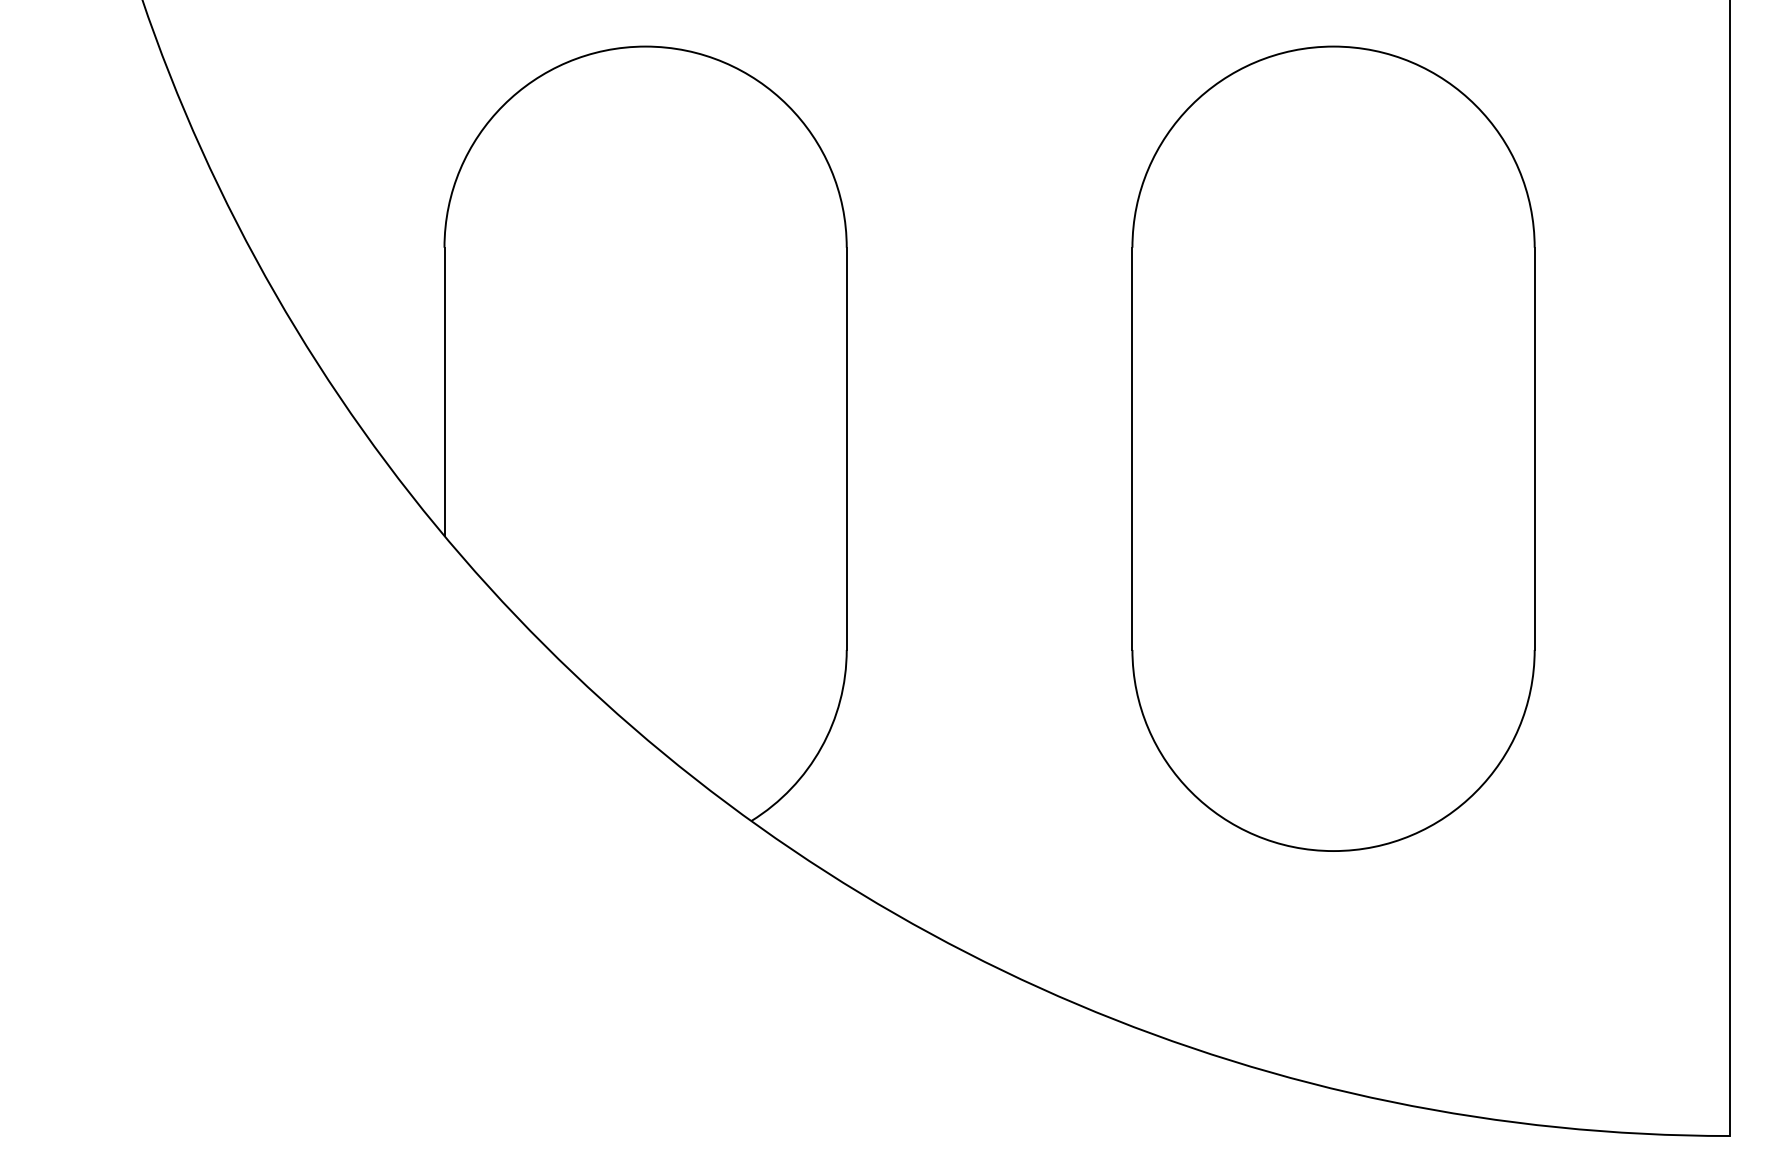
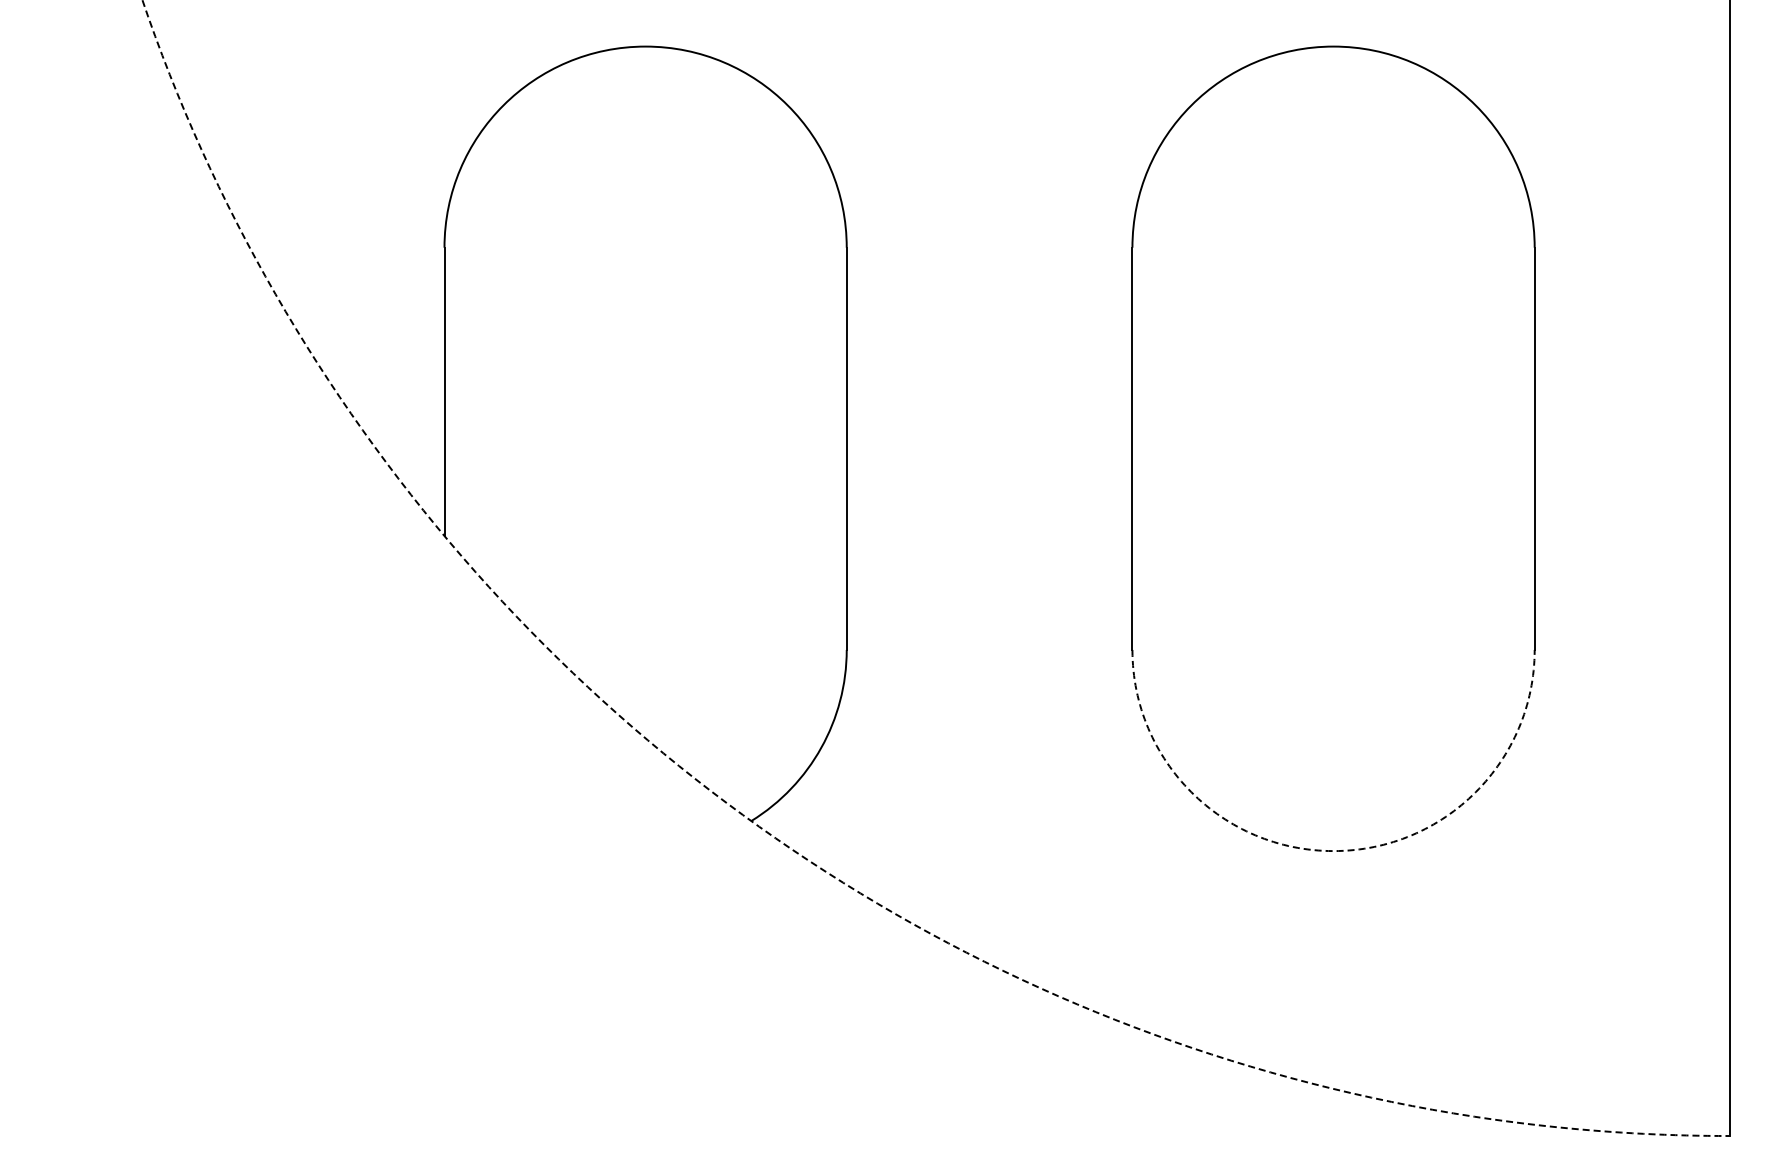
arc: solid -> dashed (752, 822)
arc: solid -> dashed (1333, 851)
